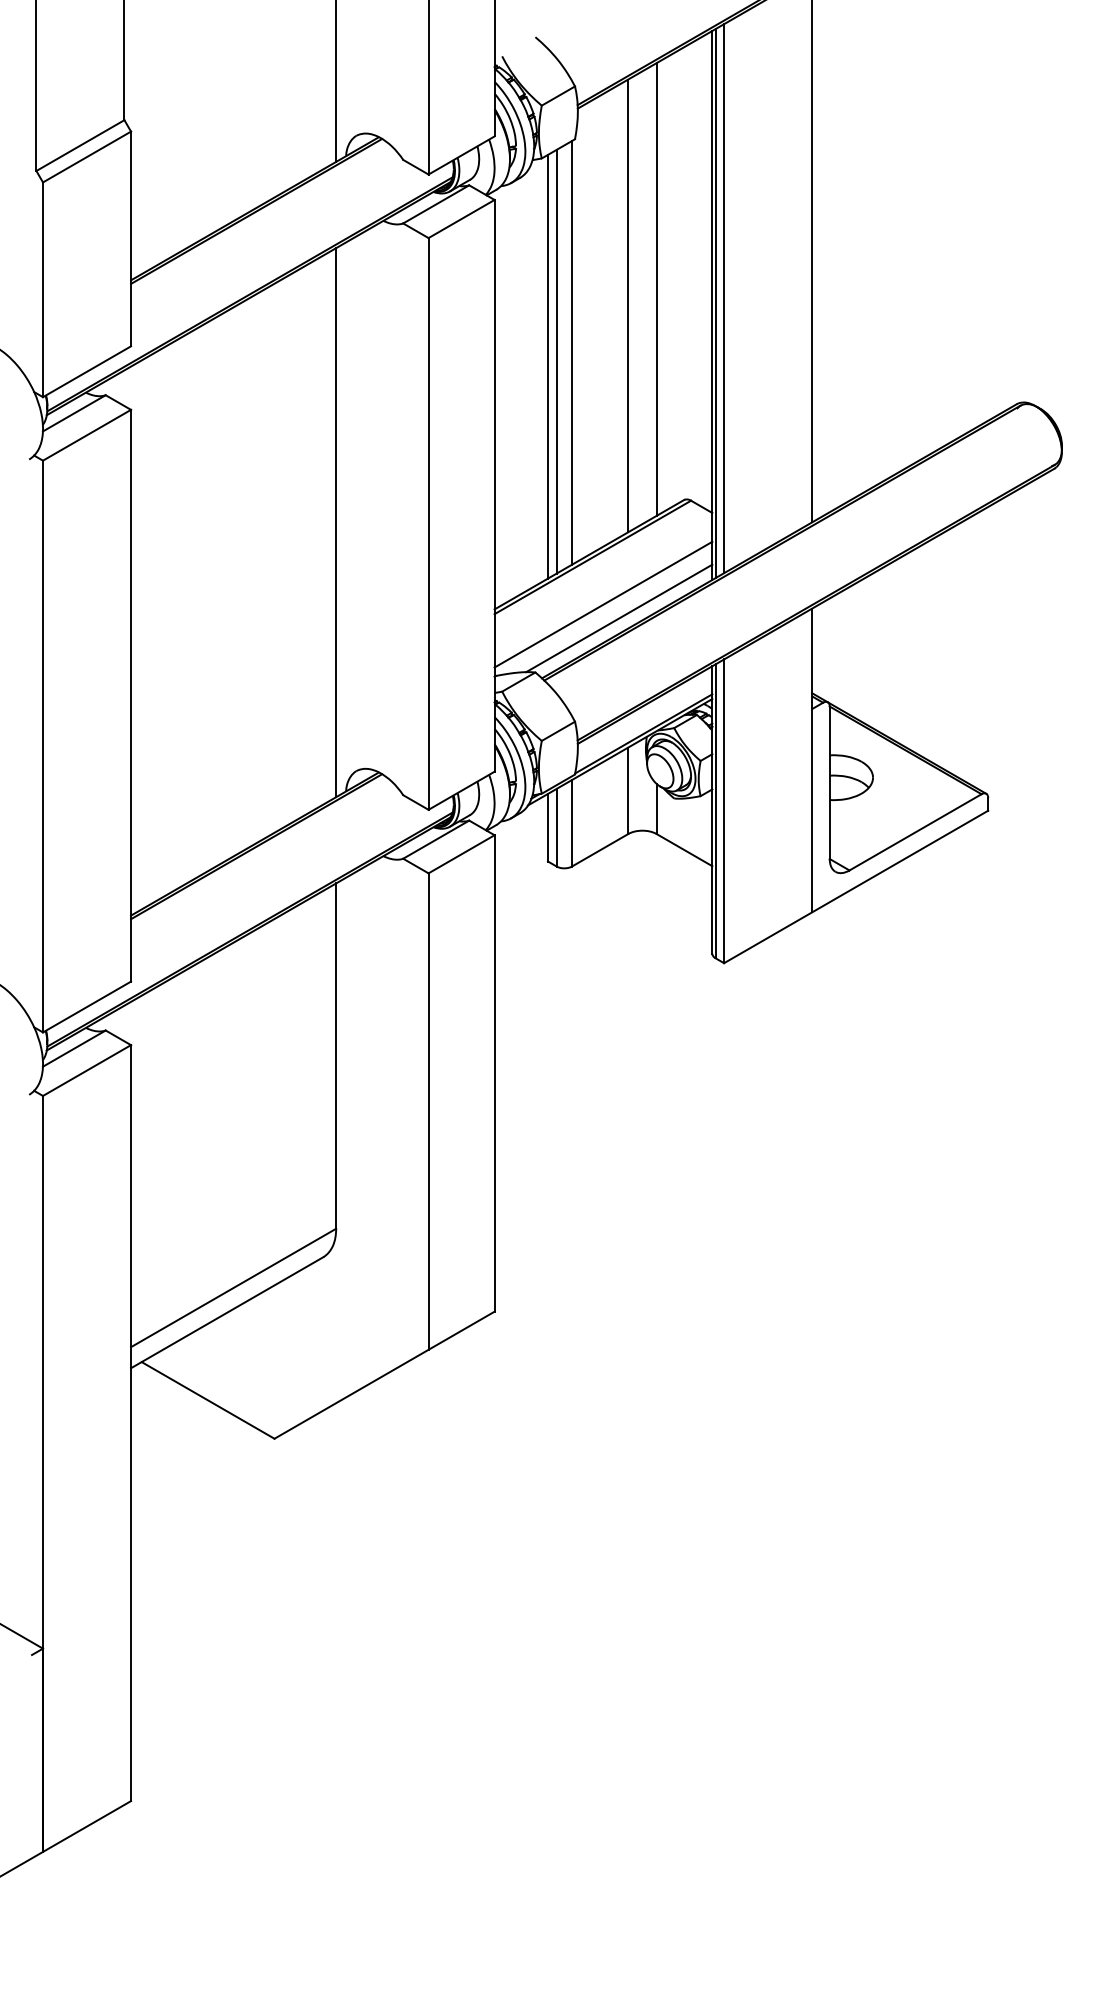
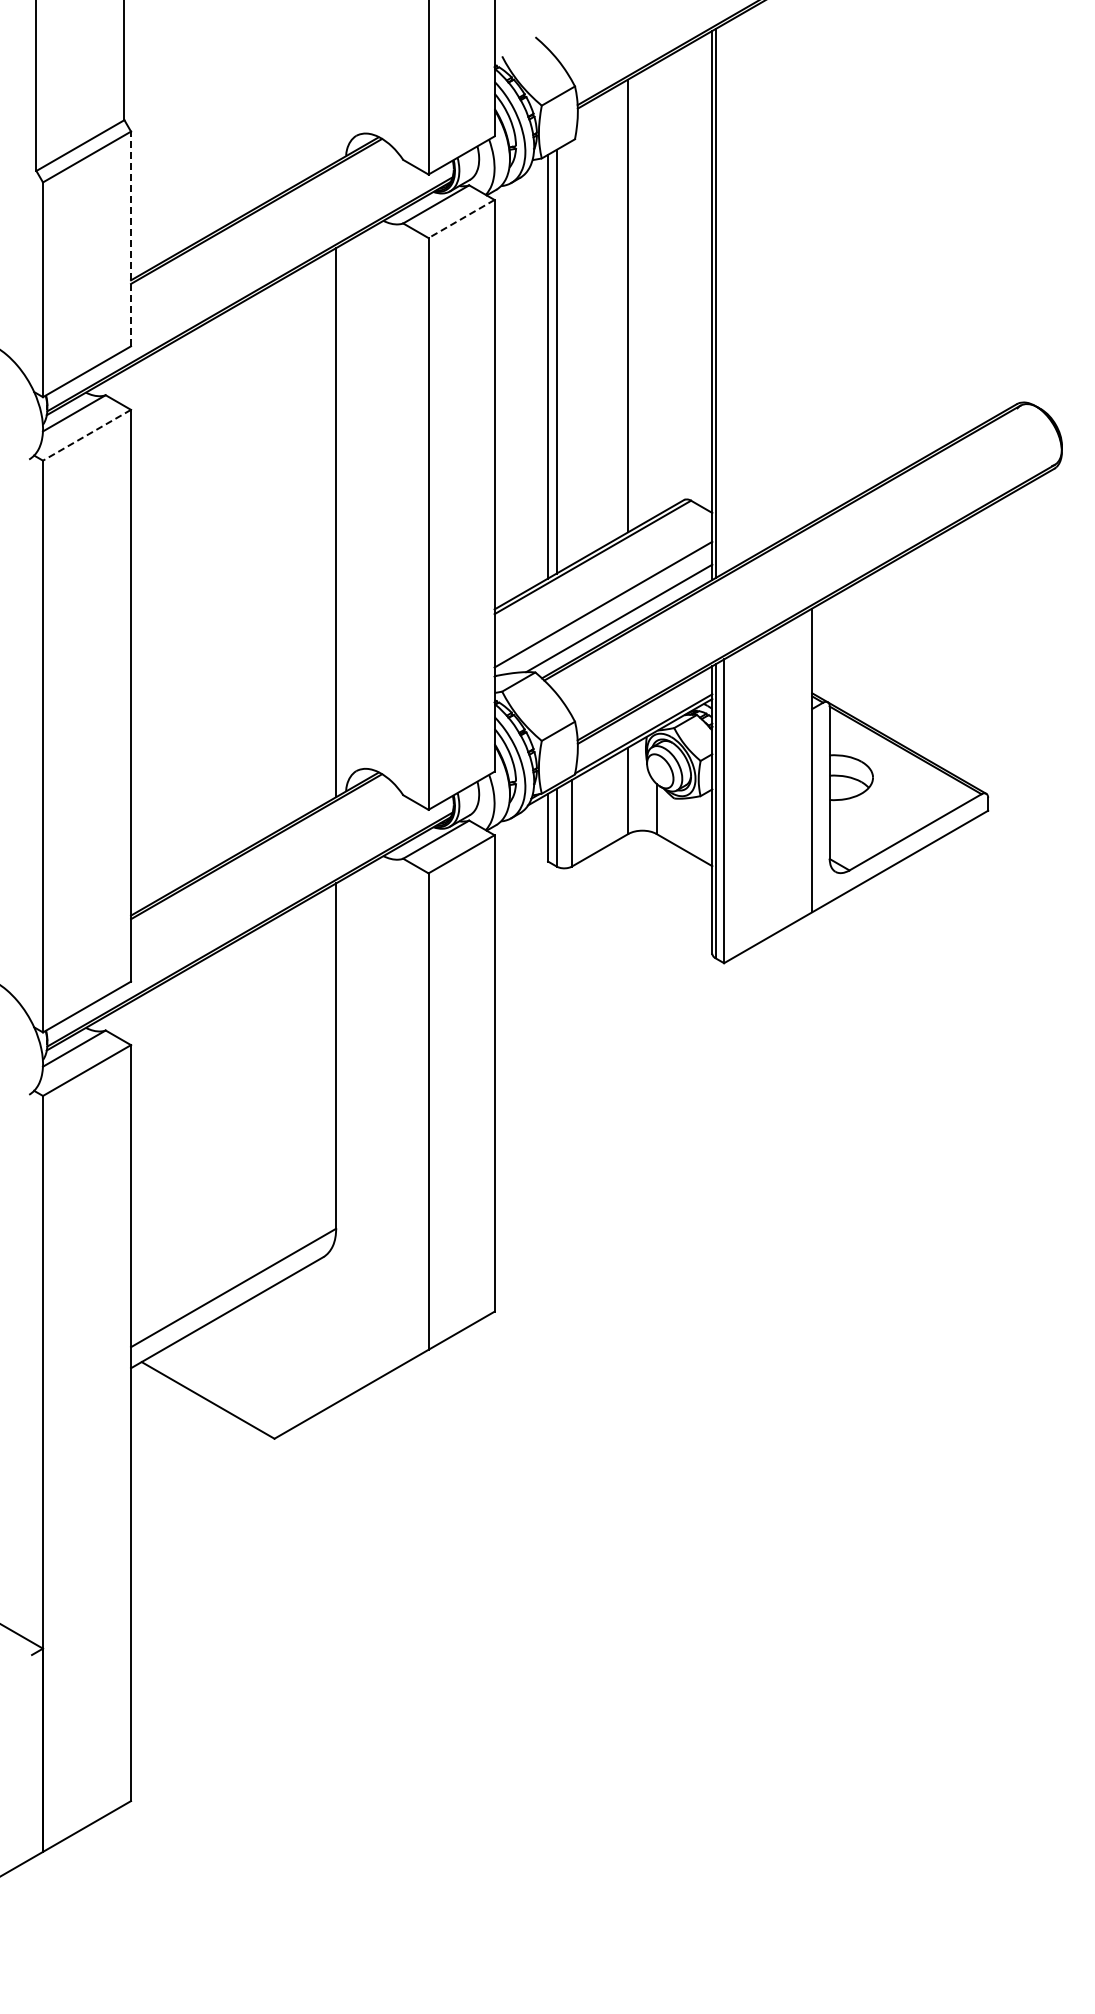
line: present -> none (336, 81)
line: solid -> dashed (461, 219)
line: solid -> dashed (131, 238)
line: present -> none (812, 262)
line: present -> none (656, 289)
line: present -> none (724, 298)
line: present -> none (572, 352)
line: solid -> dashed (87, 435)
